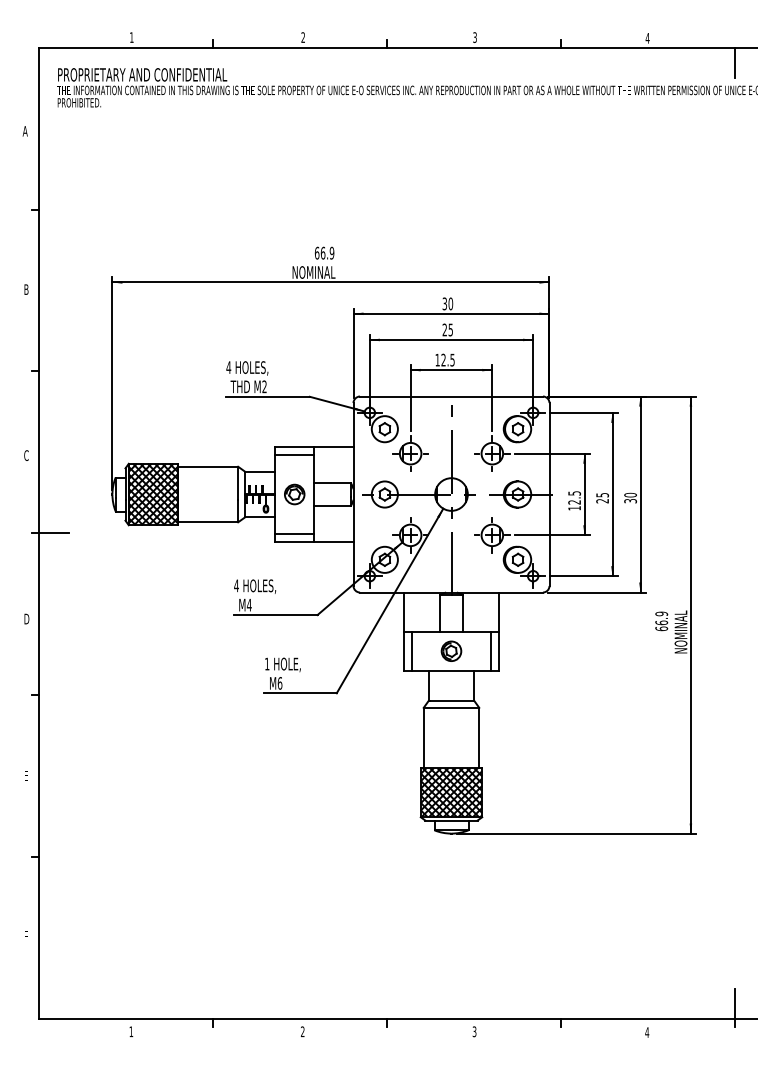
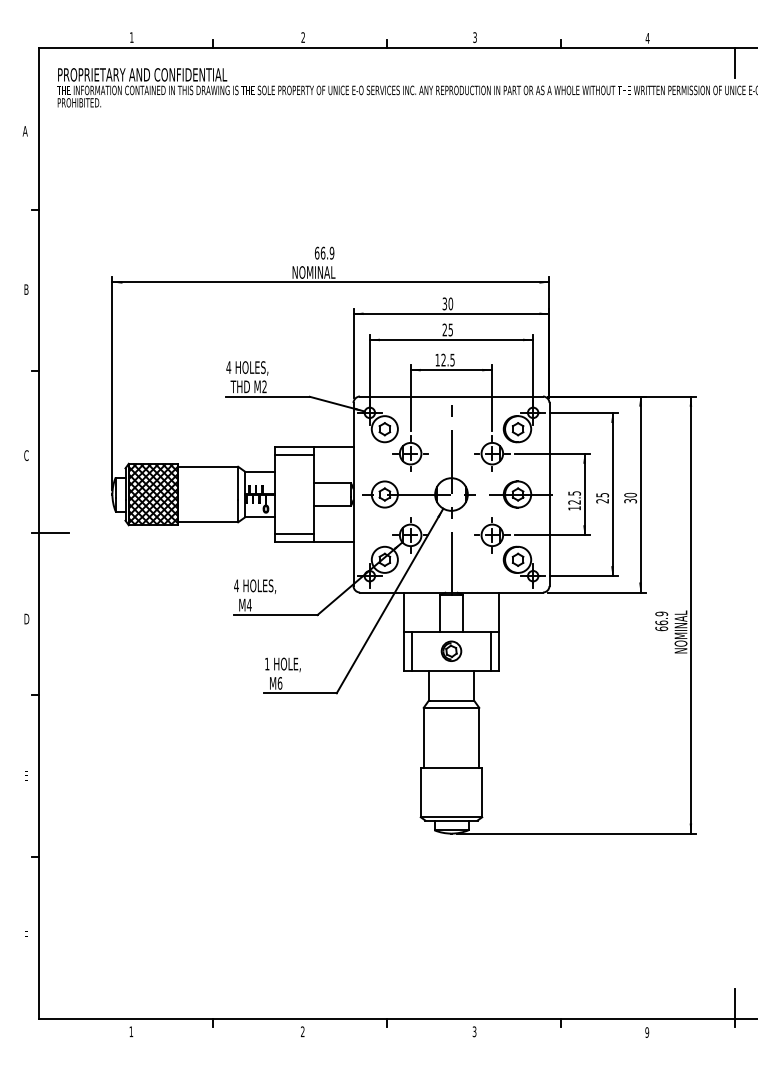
part: present -> none (294, 494)
hatch: present -> none (451, 792)
text: 4 -> 9 (647, 1032)
